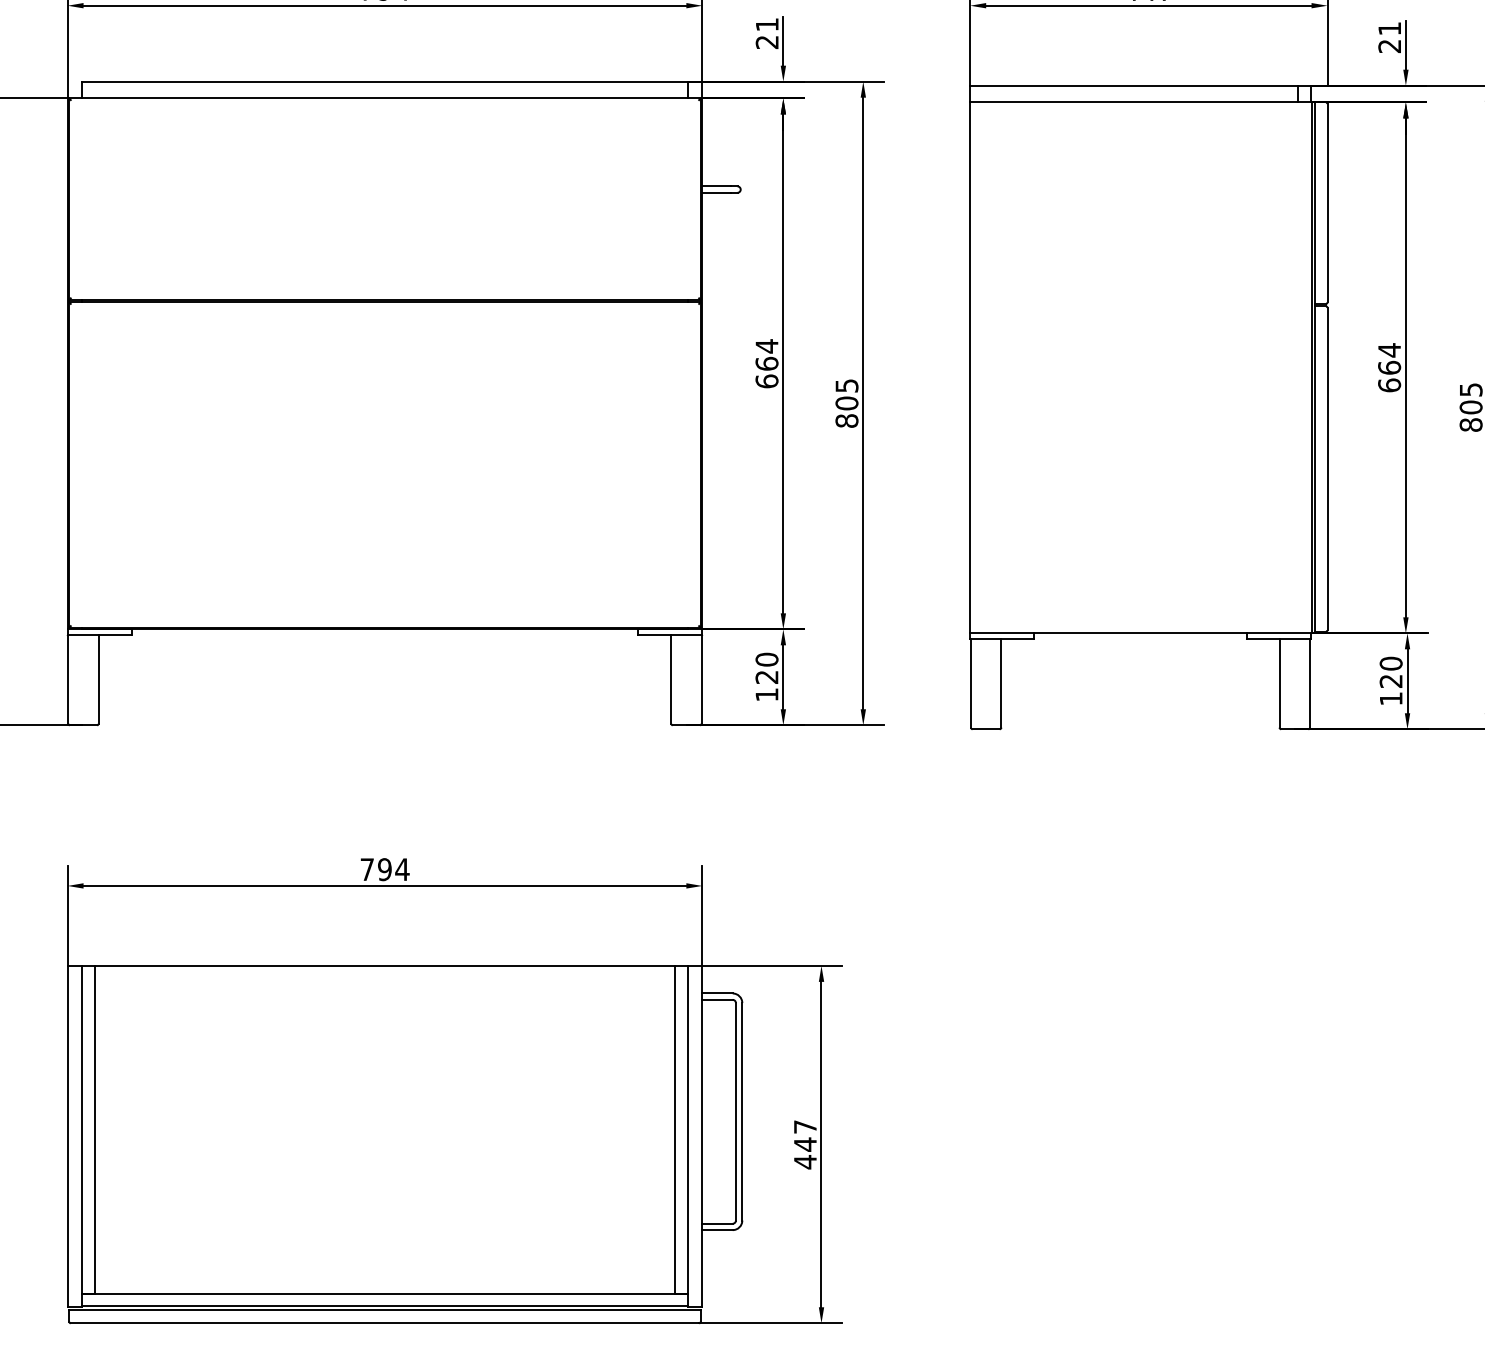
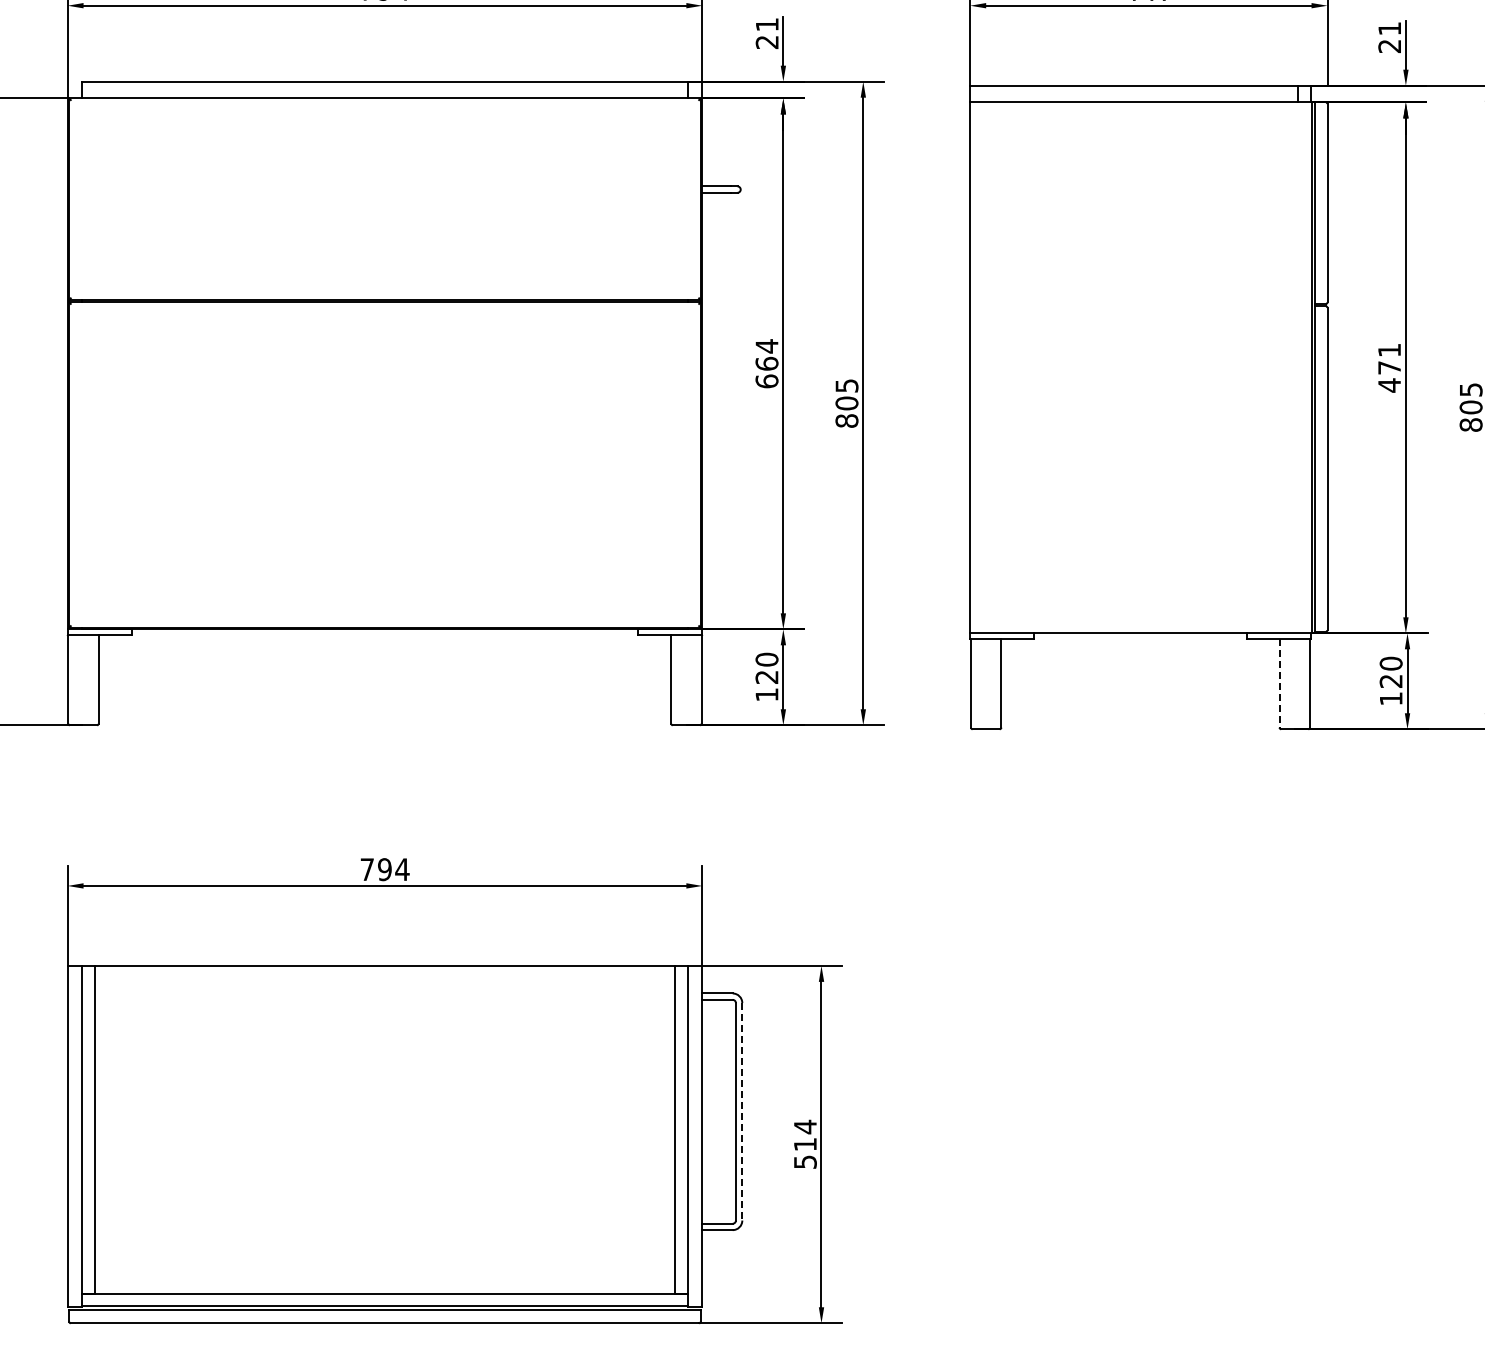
text: 664 -> 471 (1389, 367)
line: solid -> dashed (1279, 683)
line: solid -> dashed (742, 1111)
text: 447 -> 514 (805, 1144)
